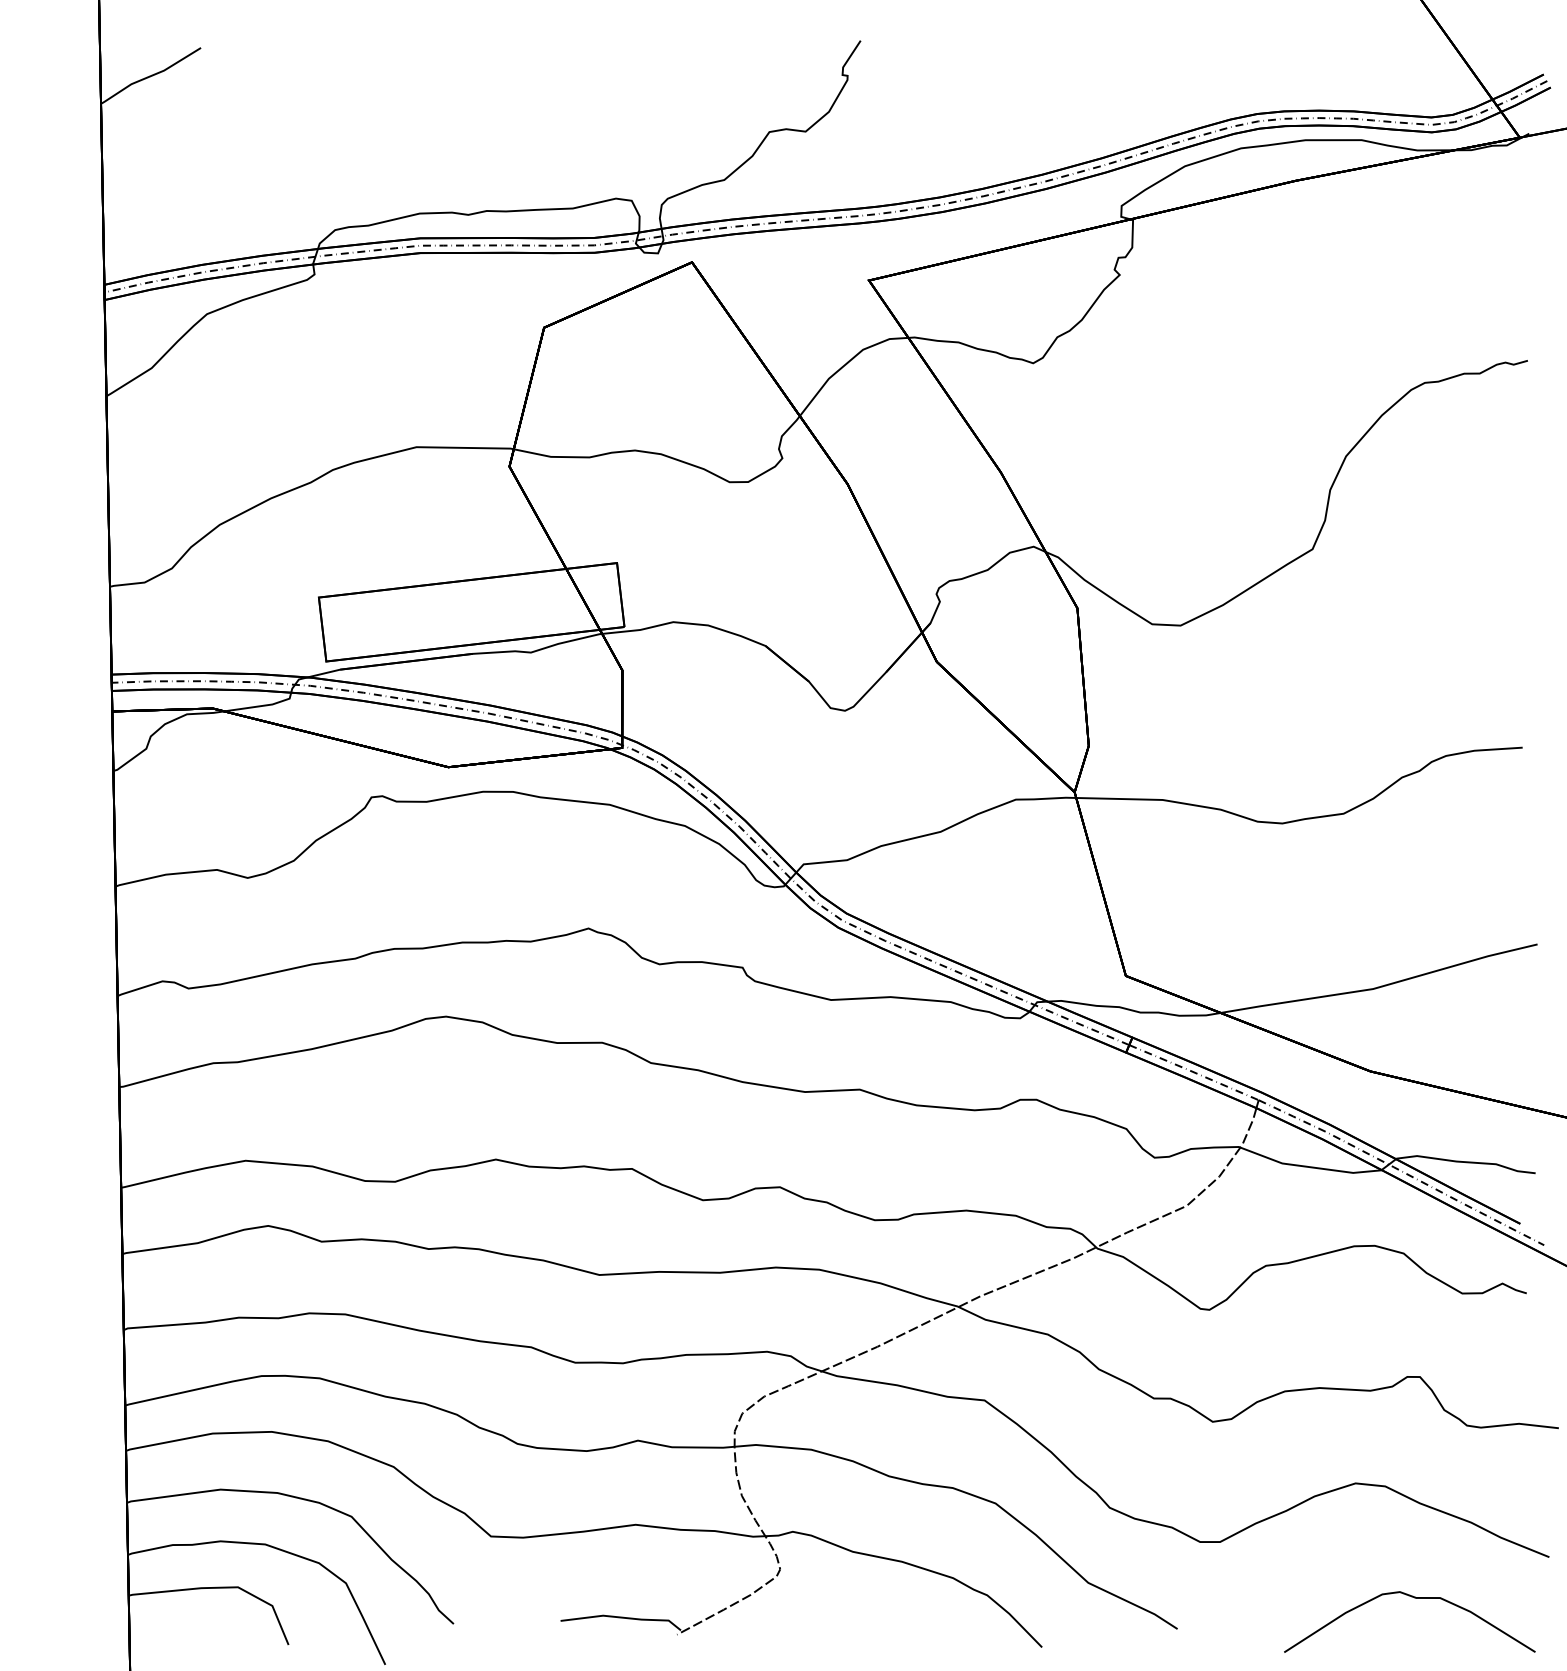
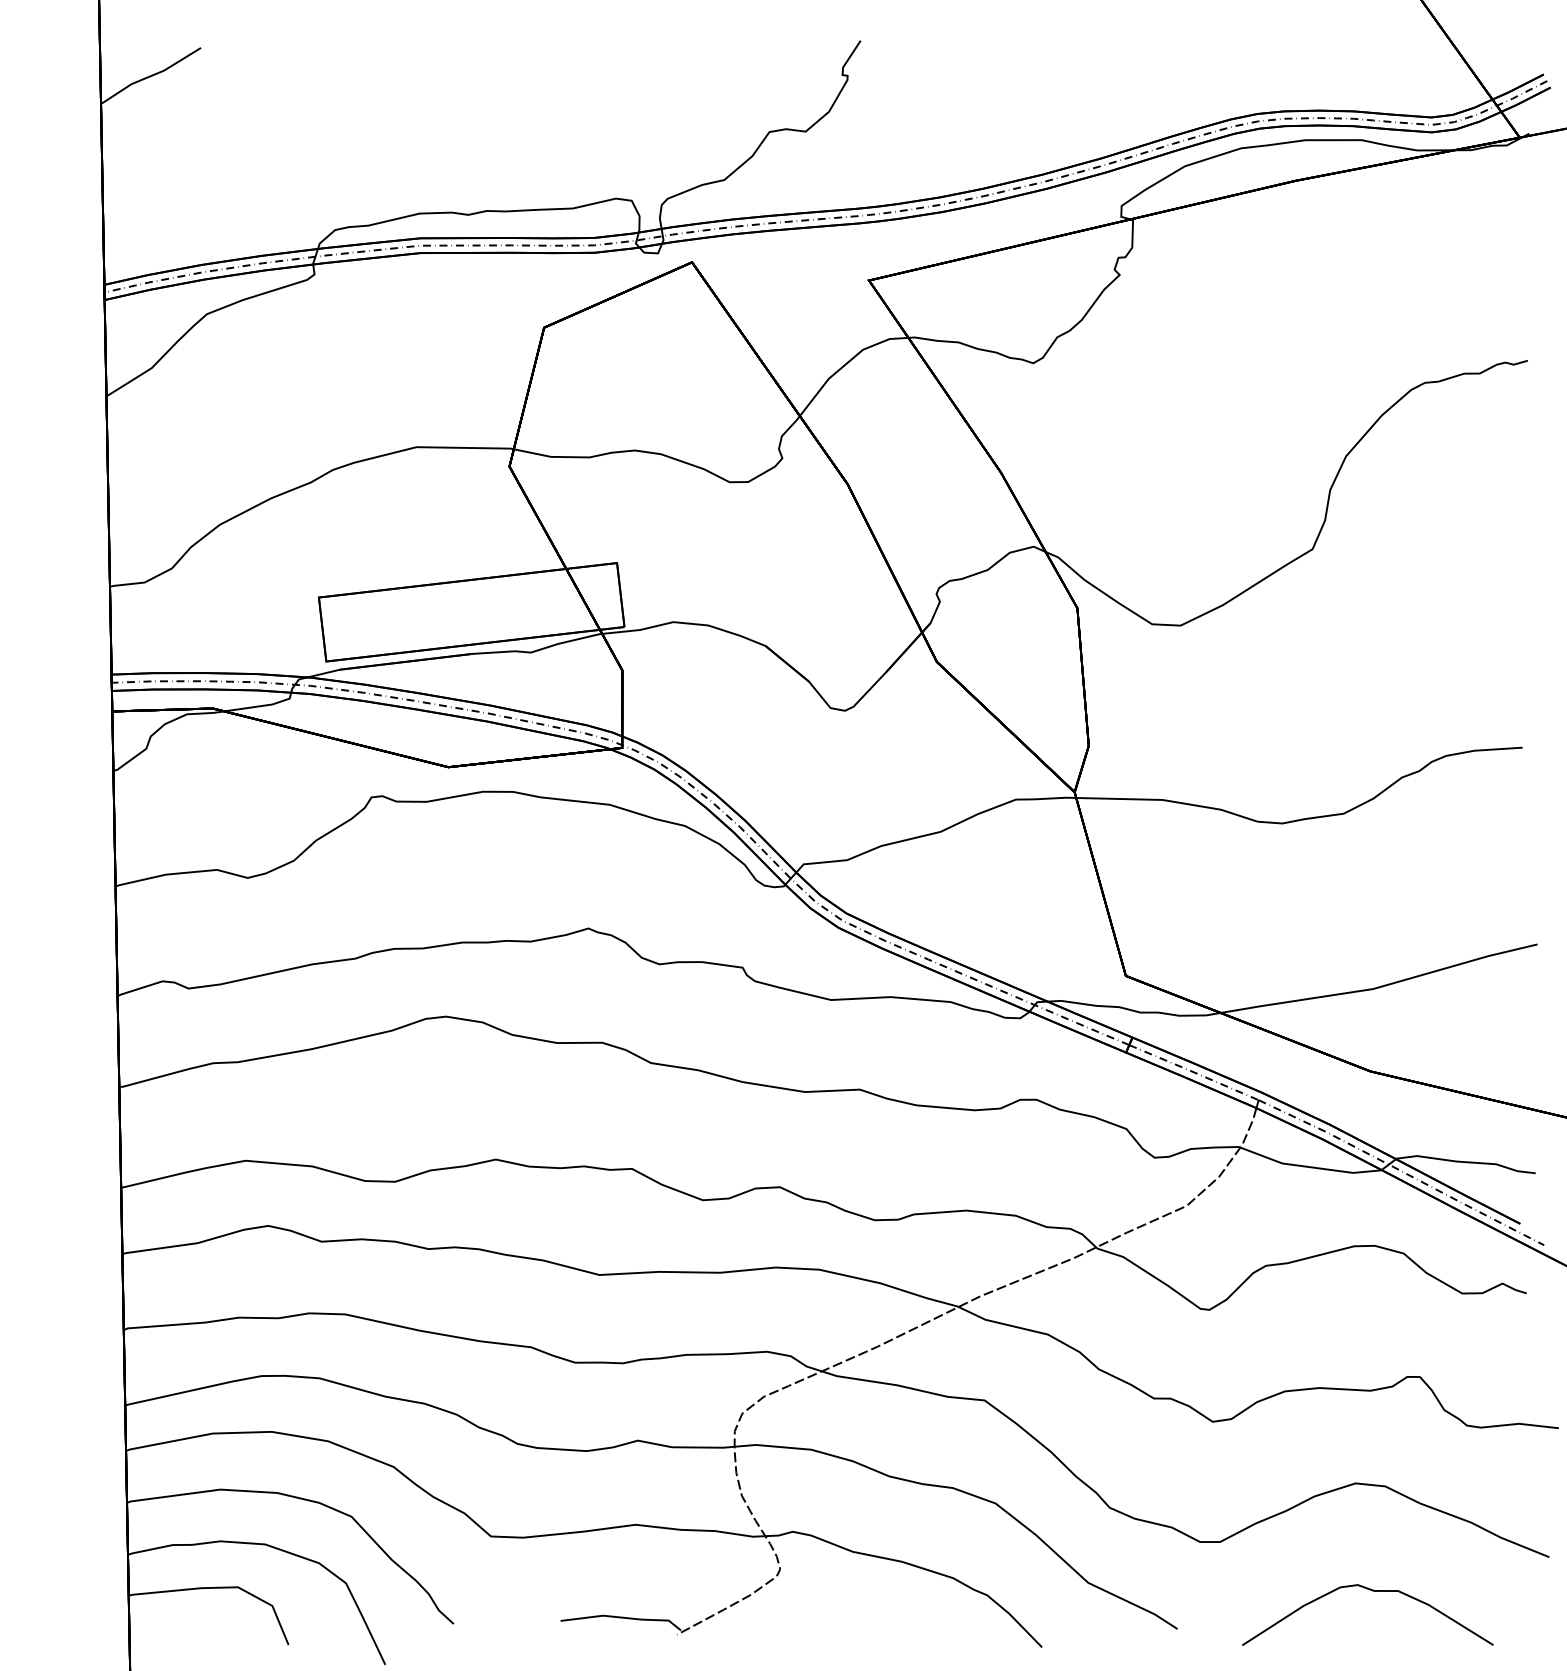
curve position: (1414, 1598) -> (1372, 1591) (1372, 1591)
